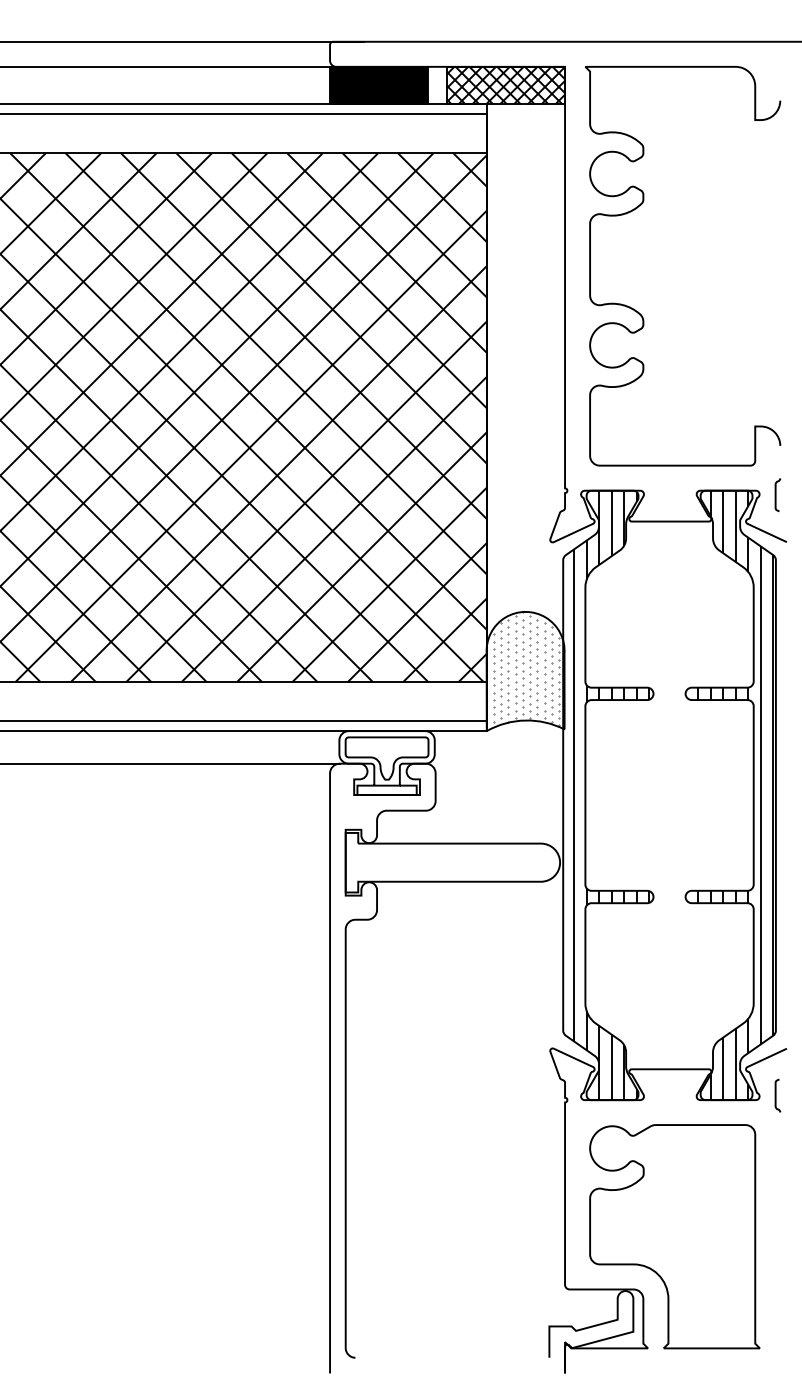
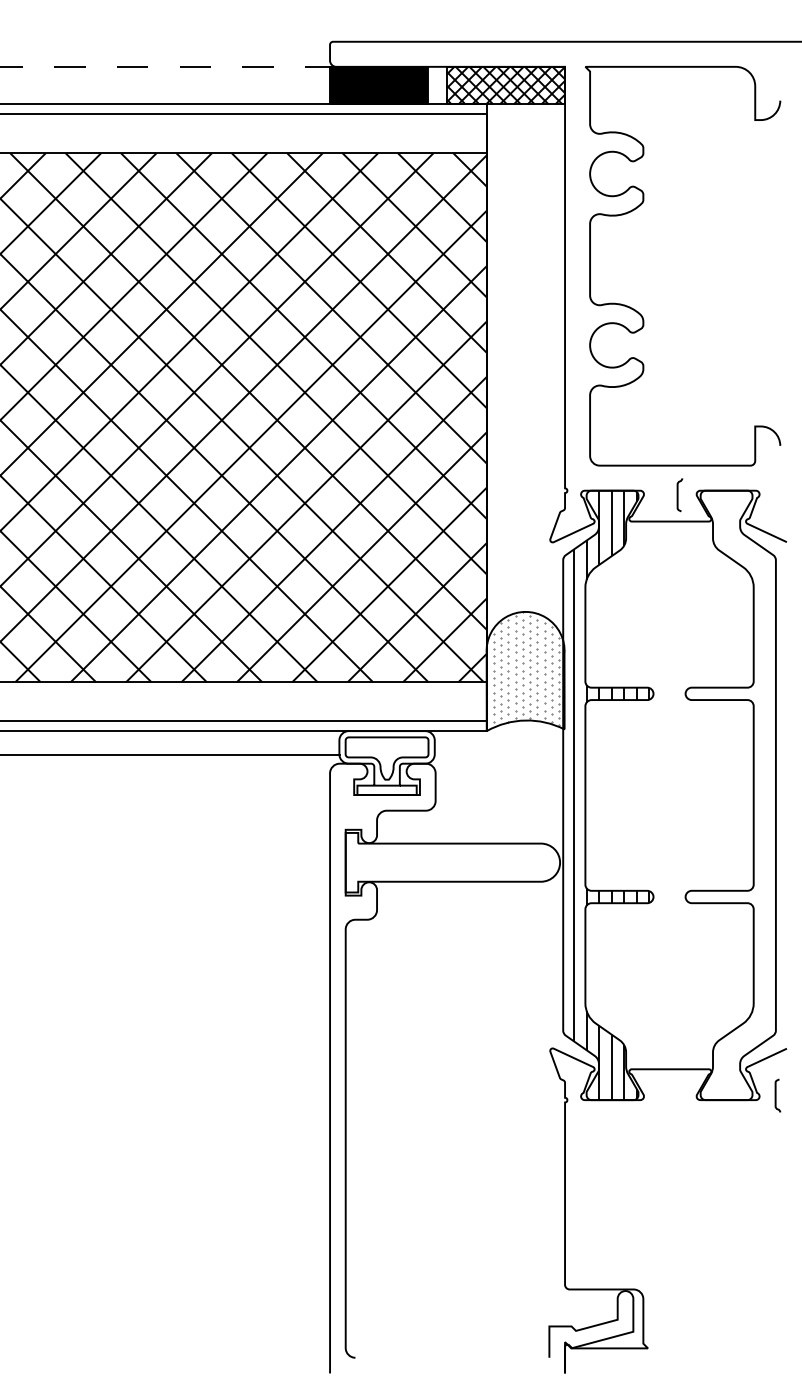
line: present -> none (182, 41)
line: solid -> dashed (168, 66)
curve position: (776, 495) -> (678, 495) (678, 495)
line position: (170, 763) -> (170, 754) (170, 754)
hatch: present -> none (735, 795)
part: present -> none (674, 1236)
